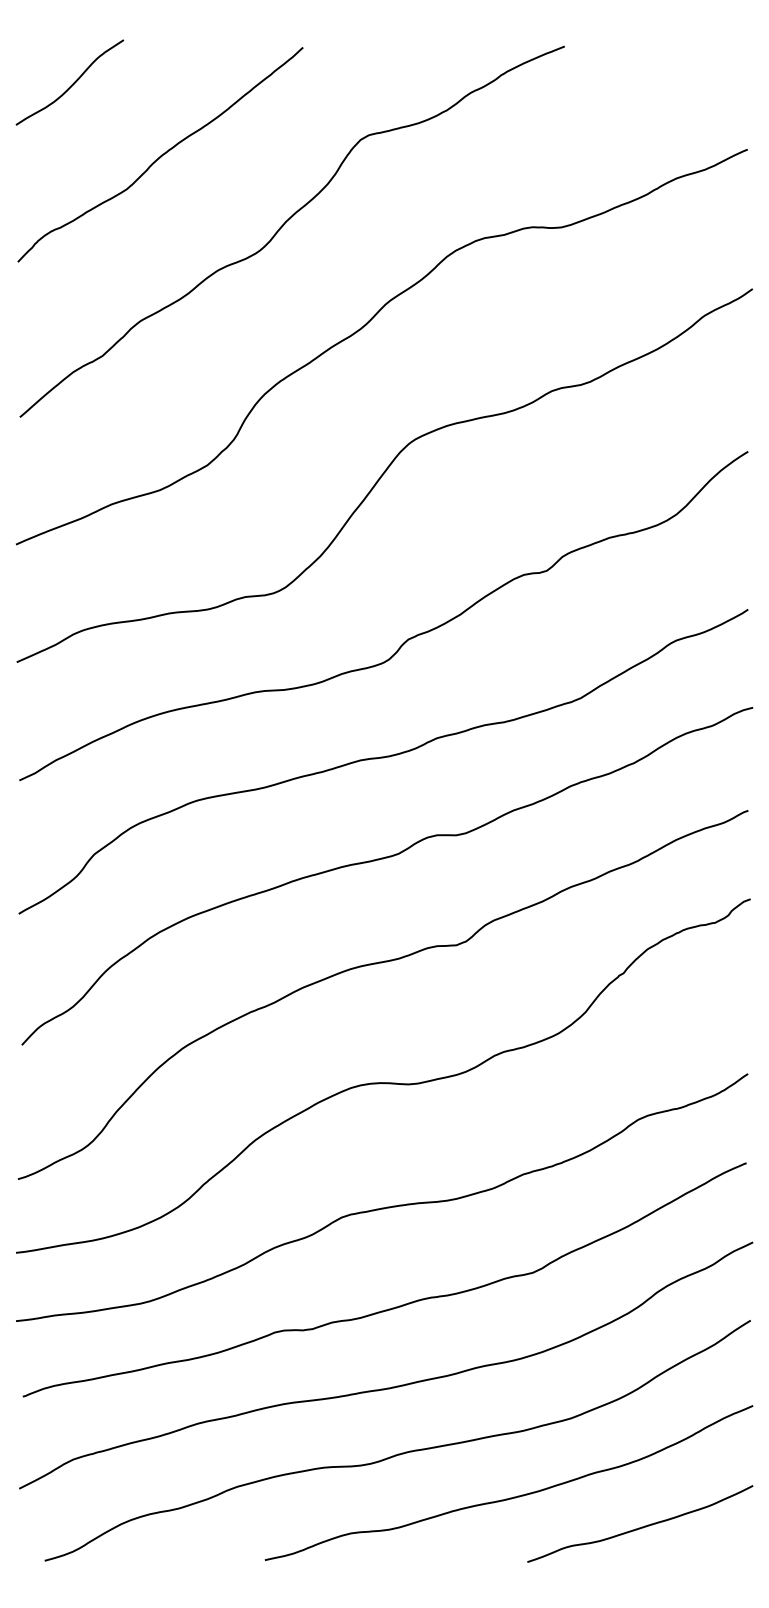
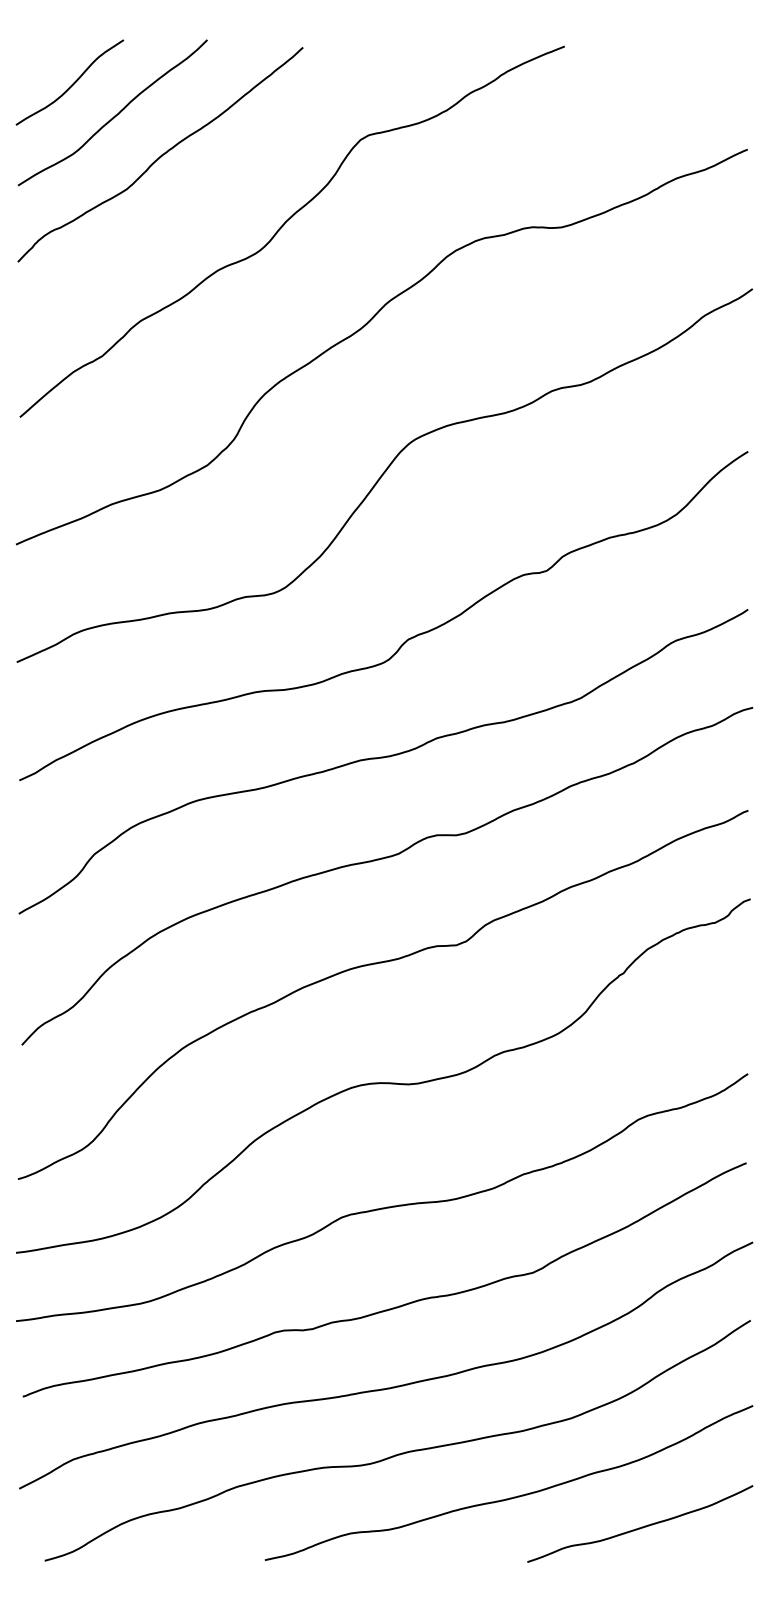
curve: none -> present (114, 115)
